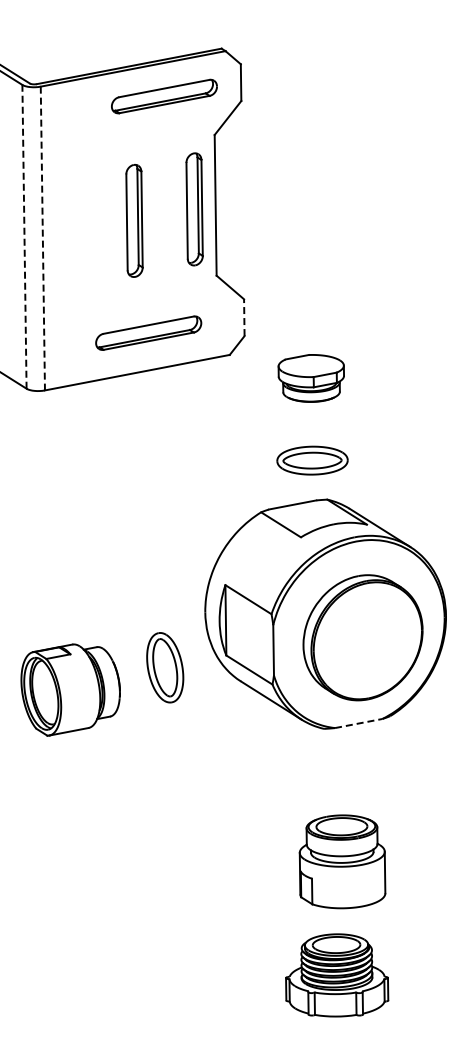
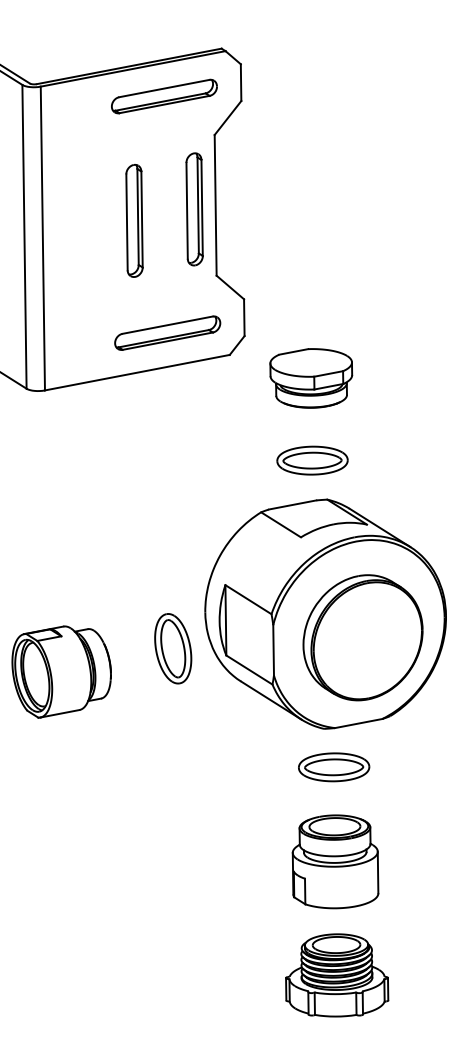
line: dashed -> solid (24, 236)
line: dashed -> solid (42, 238)
line: dashed -> solid (244, 317)
part position: (148, 332) -> (167, 332) (167, 332)
part size: 68x49 px -> 85x61 px (311, 378)
part position: (165, 667) -> (173, 648) (173, 648)
part position: (70, 689) -> (61, 671) (61, 671)
line: dashed -> solid (359, 723)
part: none -> present (334, 767)
part position: (342, 861) -> (335, 861) (335, 861)
